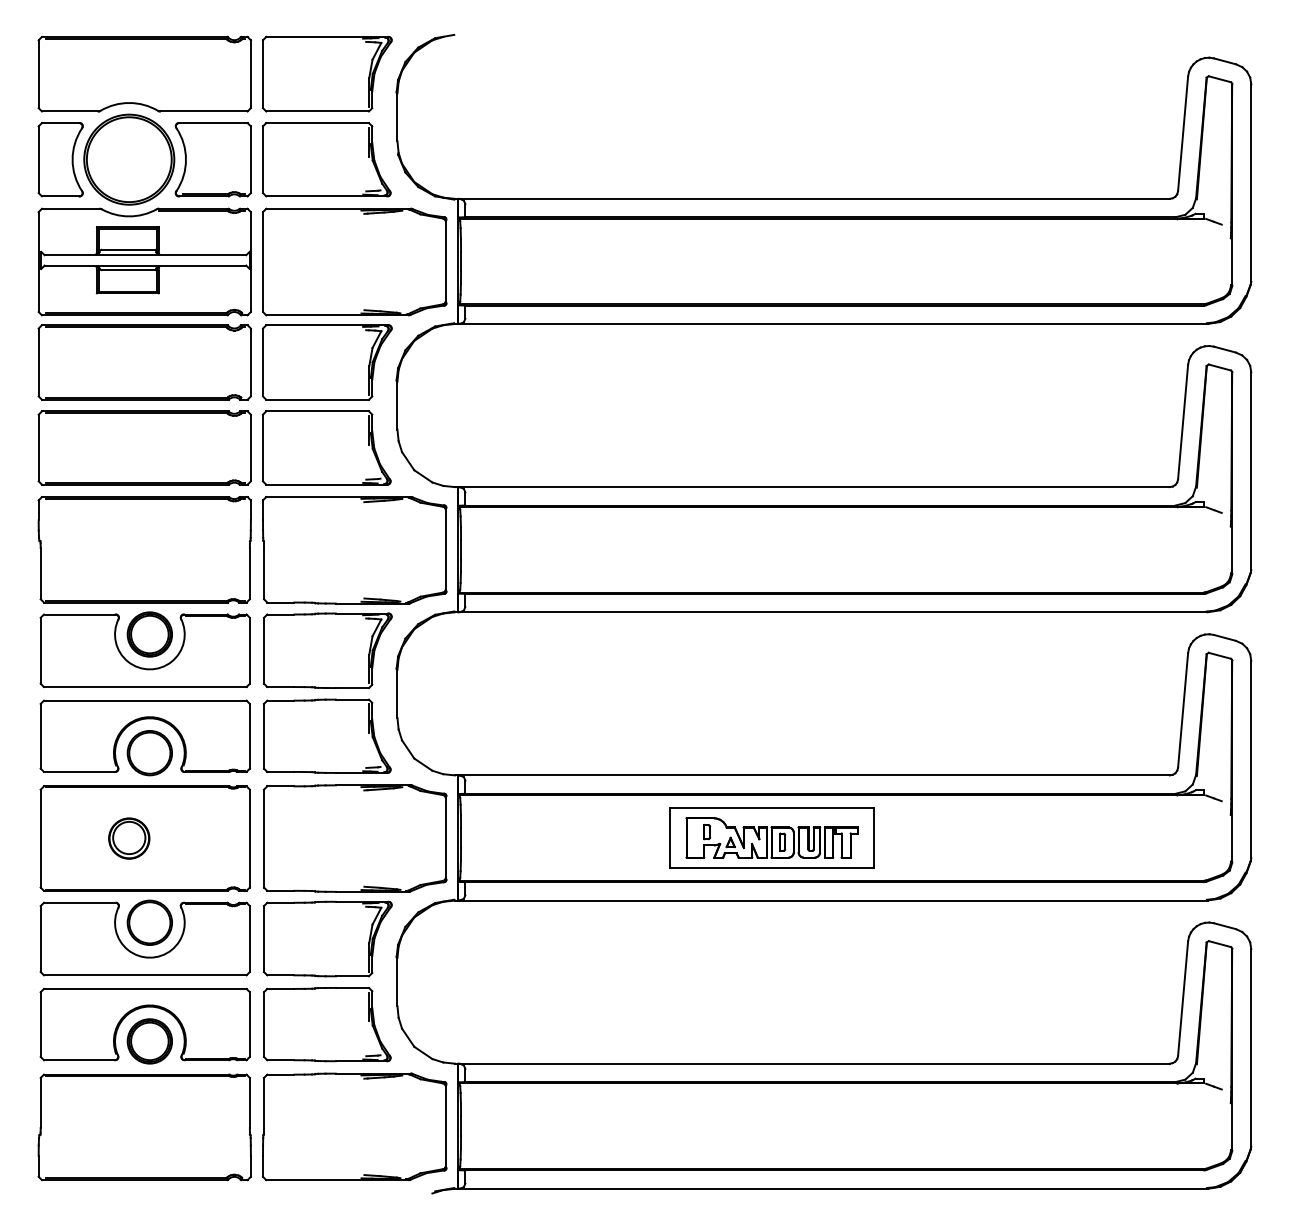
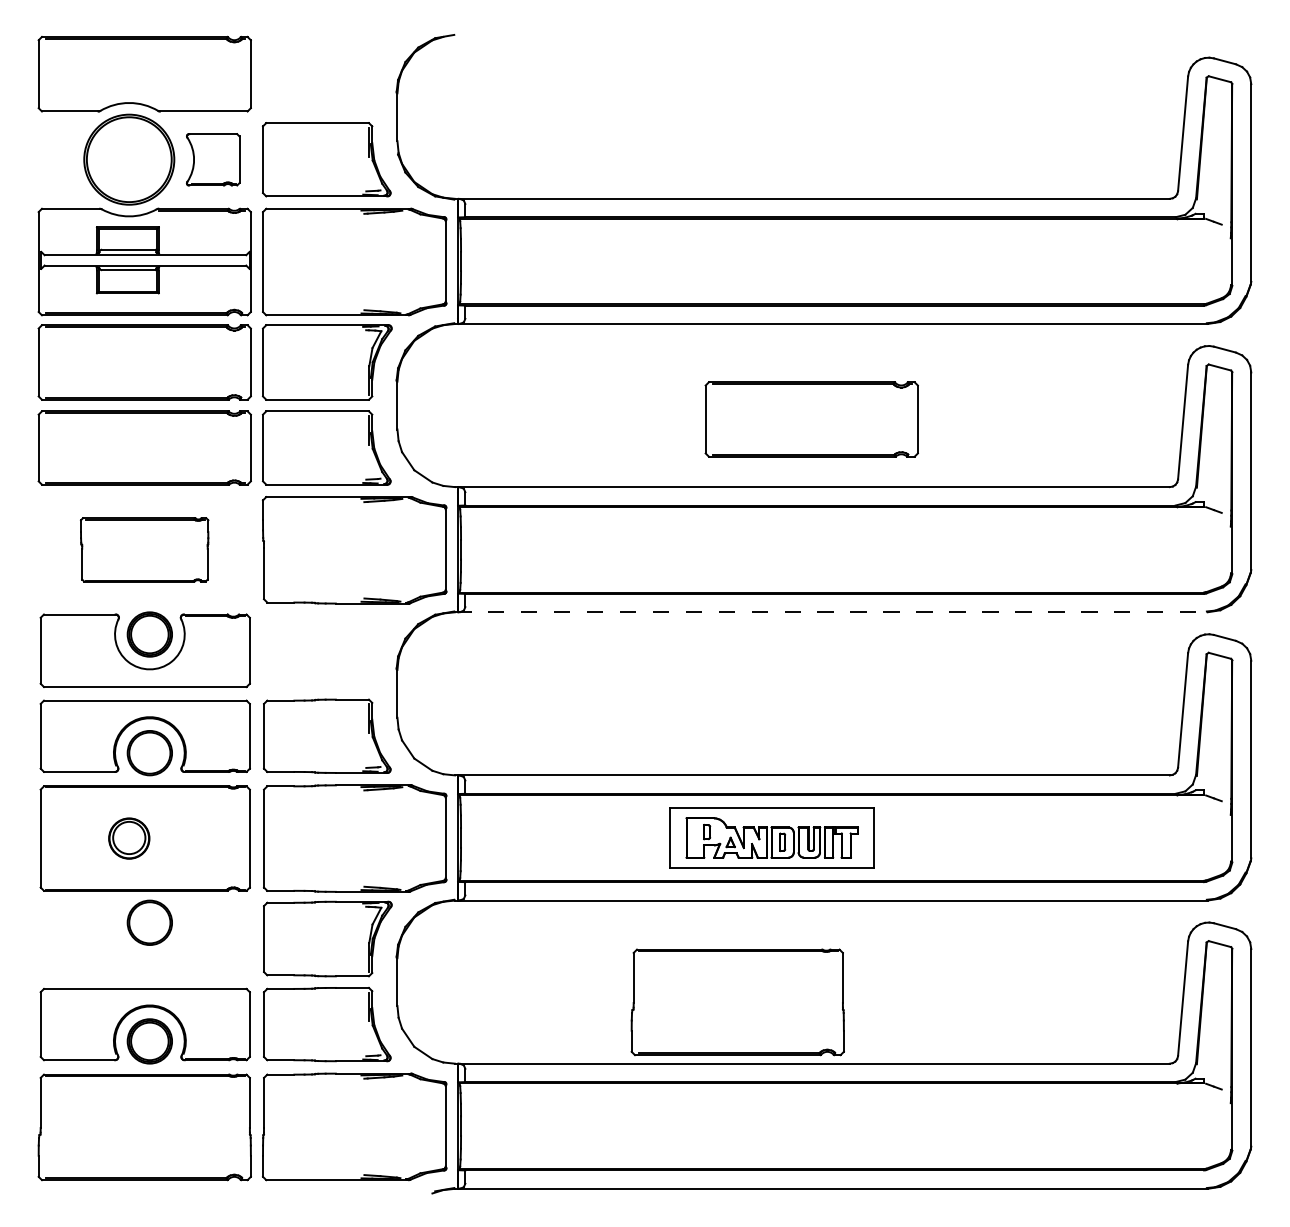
part: present -> none (327, 73)
part: present -> none (60, 159)
part size: 78x76 px -> 55x54 px (213, 159)
part: none -> present (811, 419)
part size: 215x108 px -> 130x66 px (144, 549)
line: solid -> dashed (831, 612)
part: present -> none (327, 650)
part: present -> none (138, 954)
part: none -> present (737, 1002)
